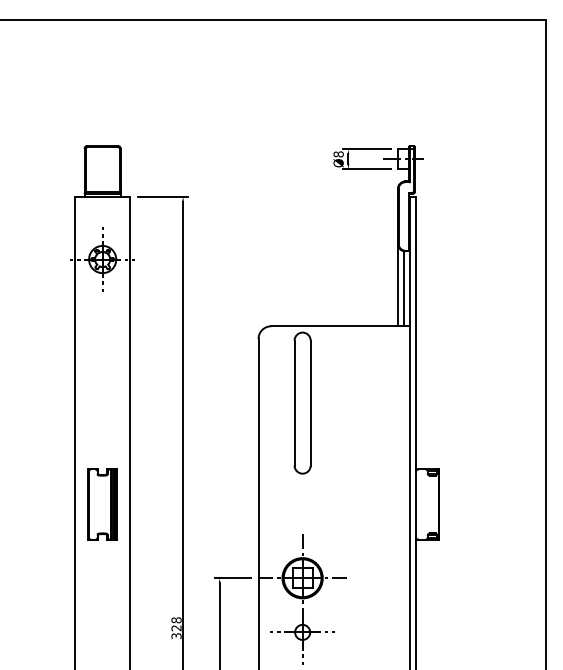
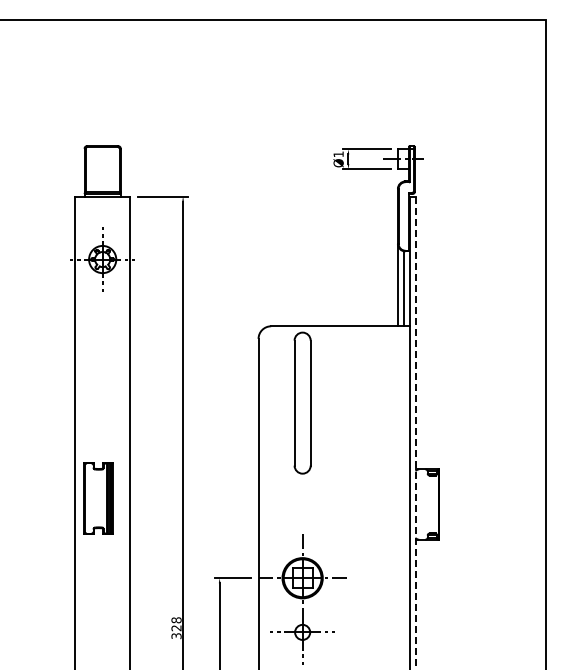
text: Ø8 -> Ø1 (338, 154)
line: solid -> dashed (416, 433)
part position: (102, 504) -> (98, 498) (98, 498)
